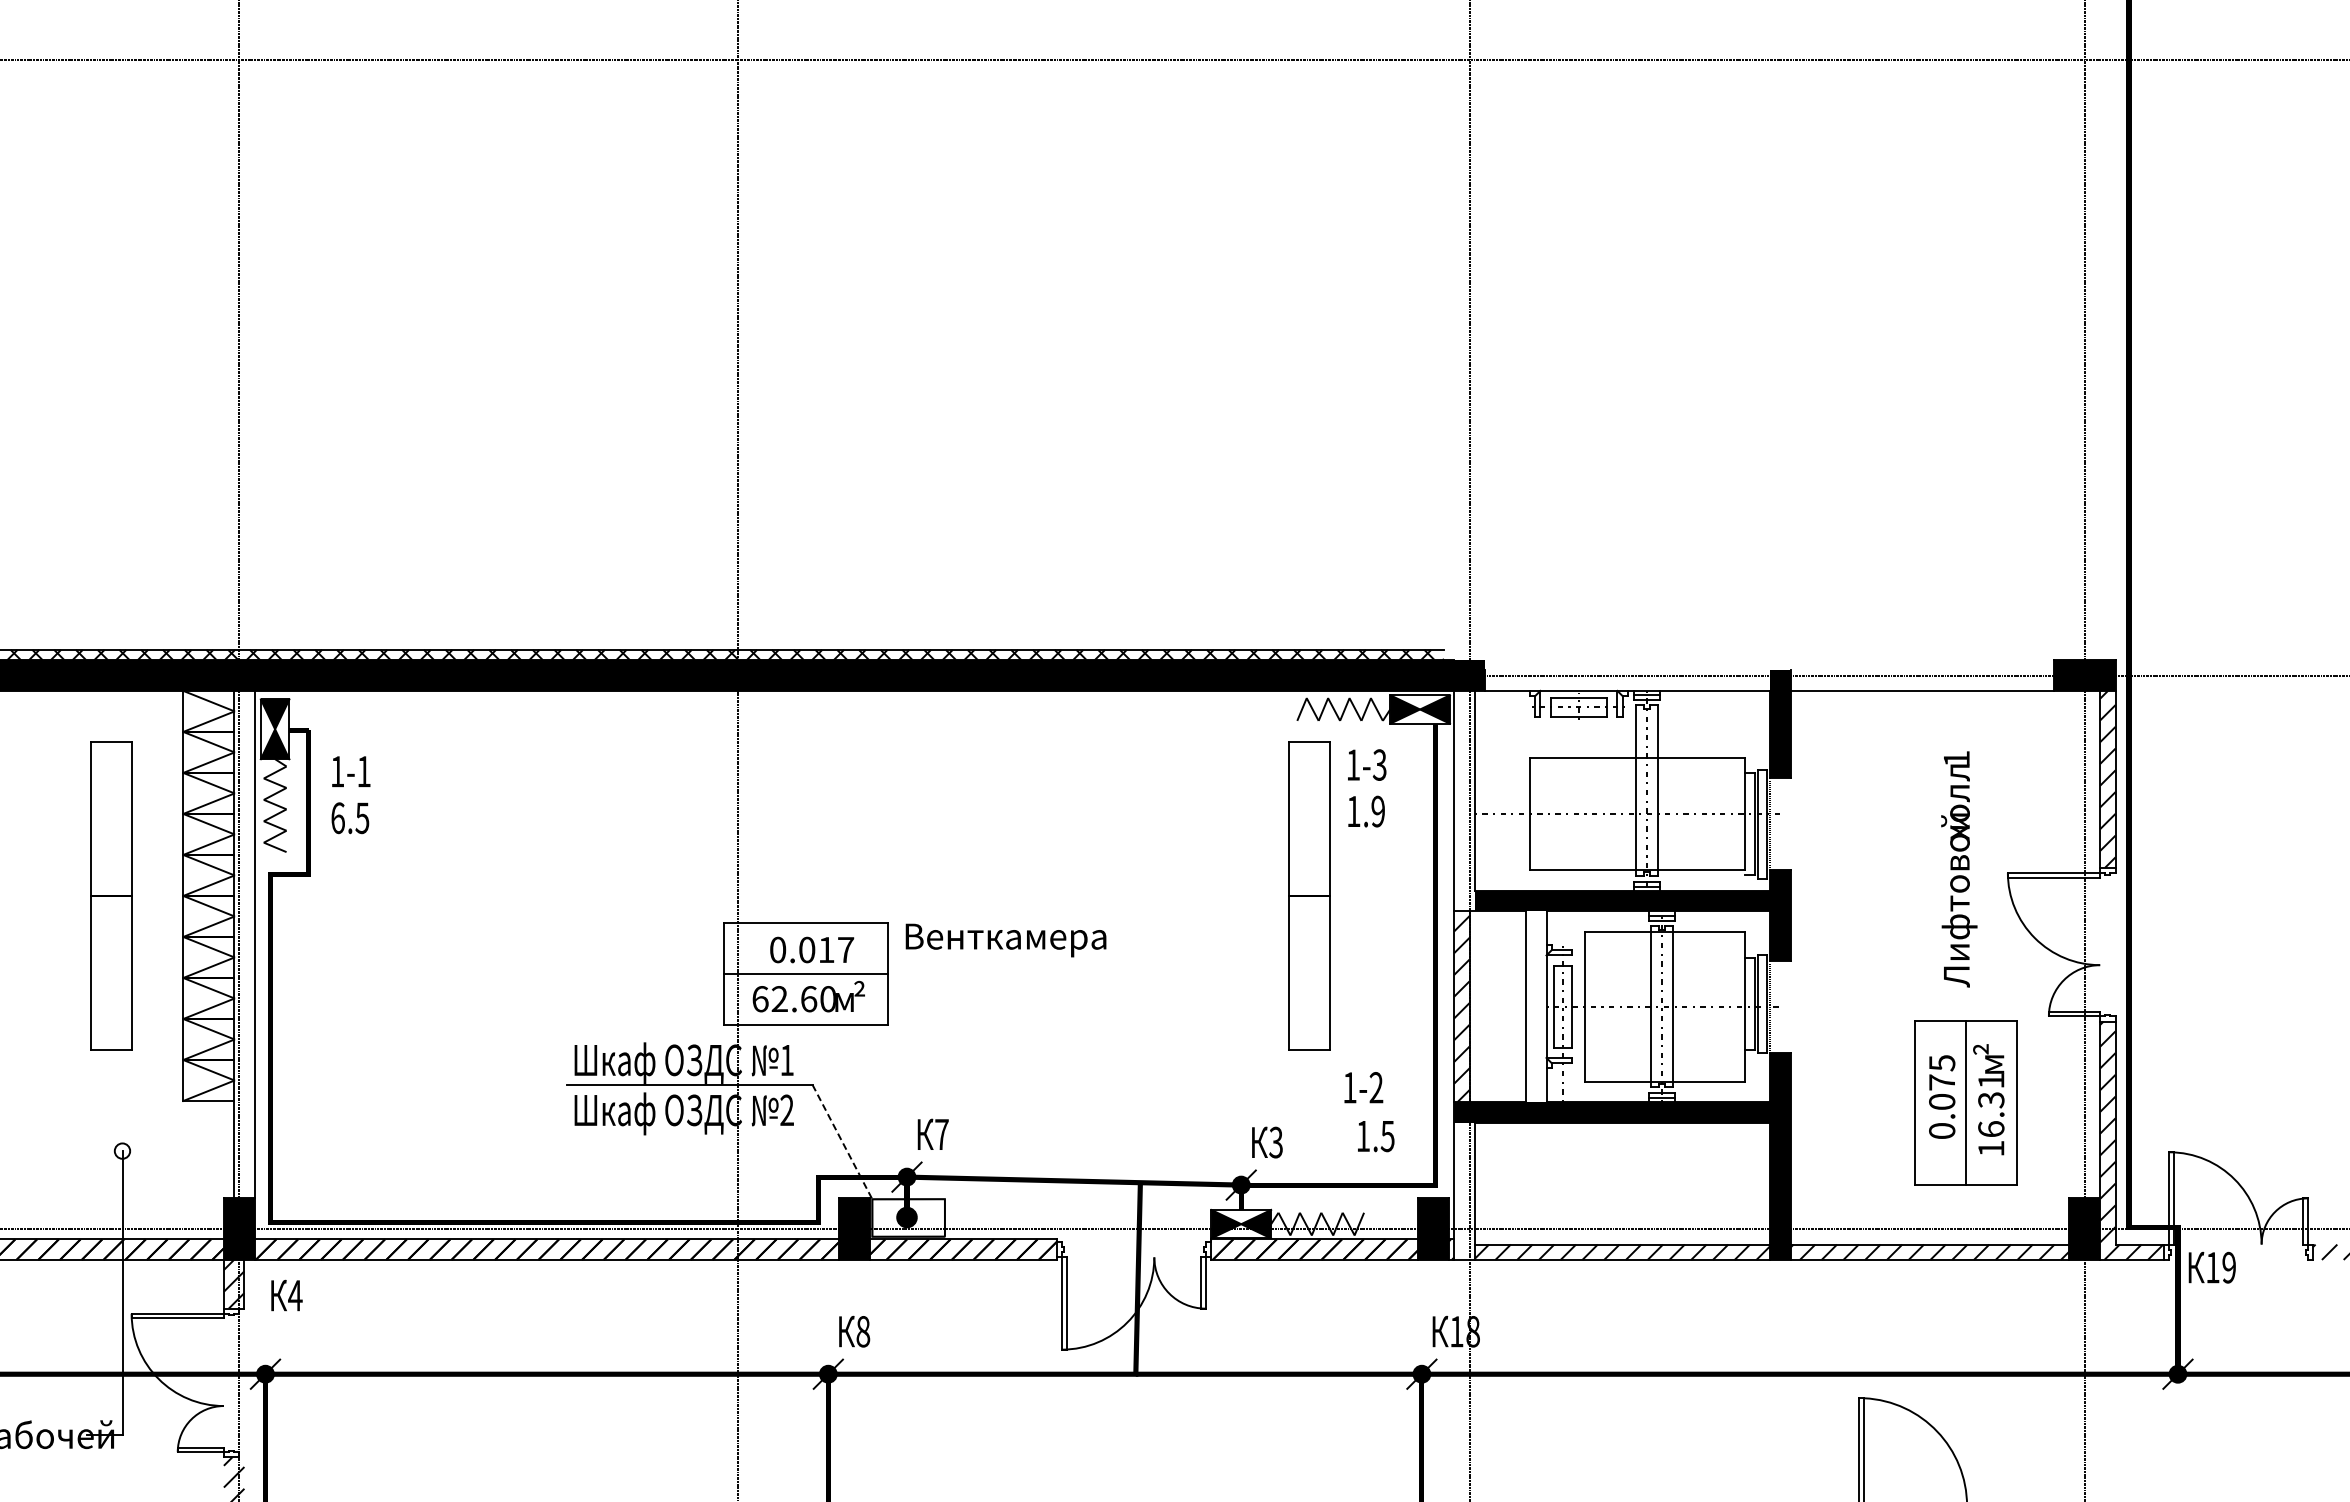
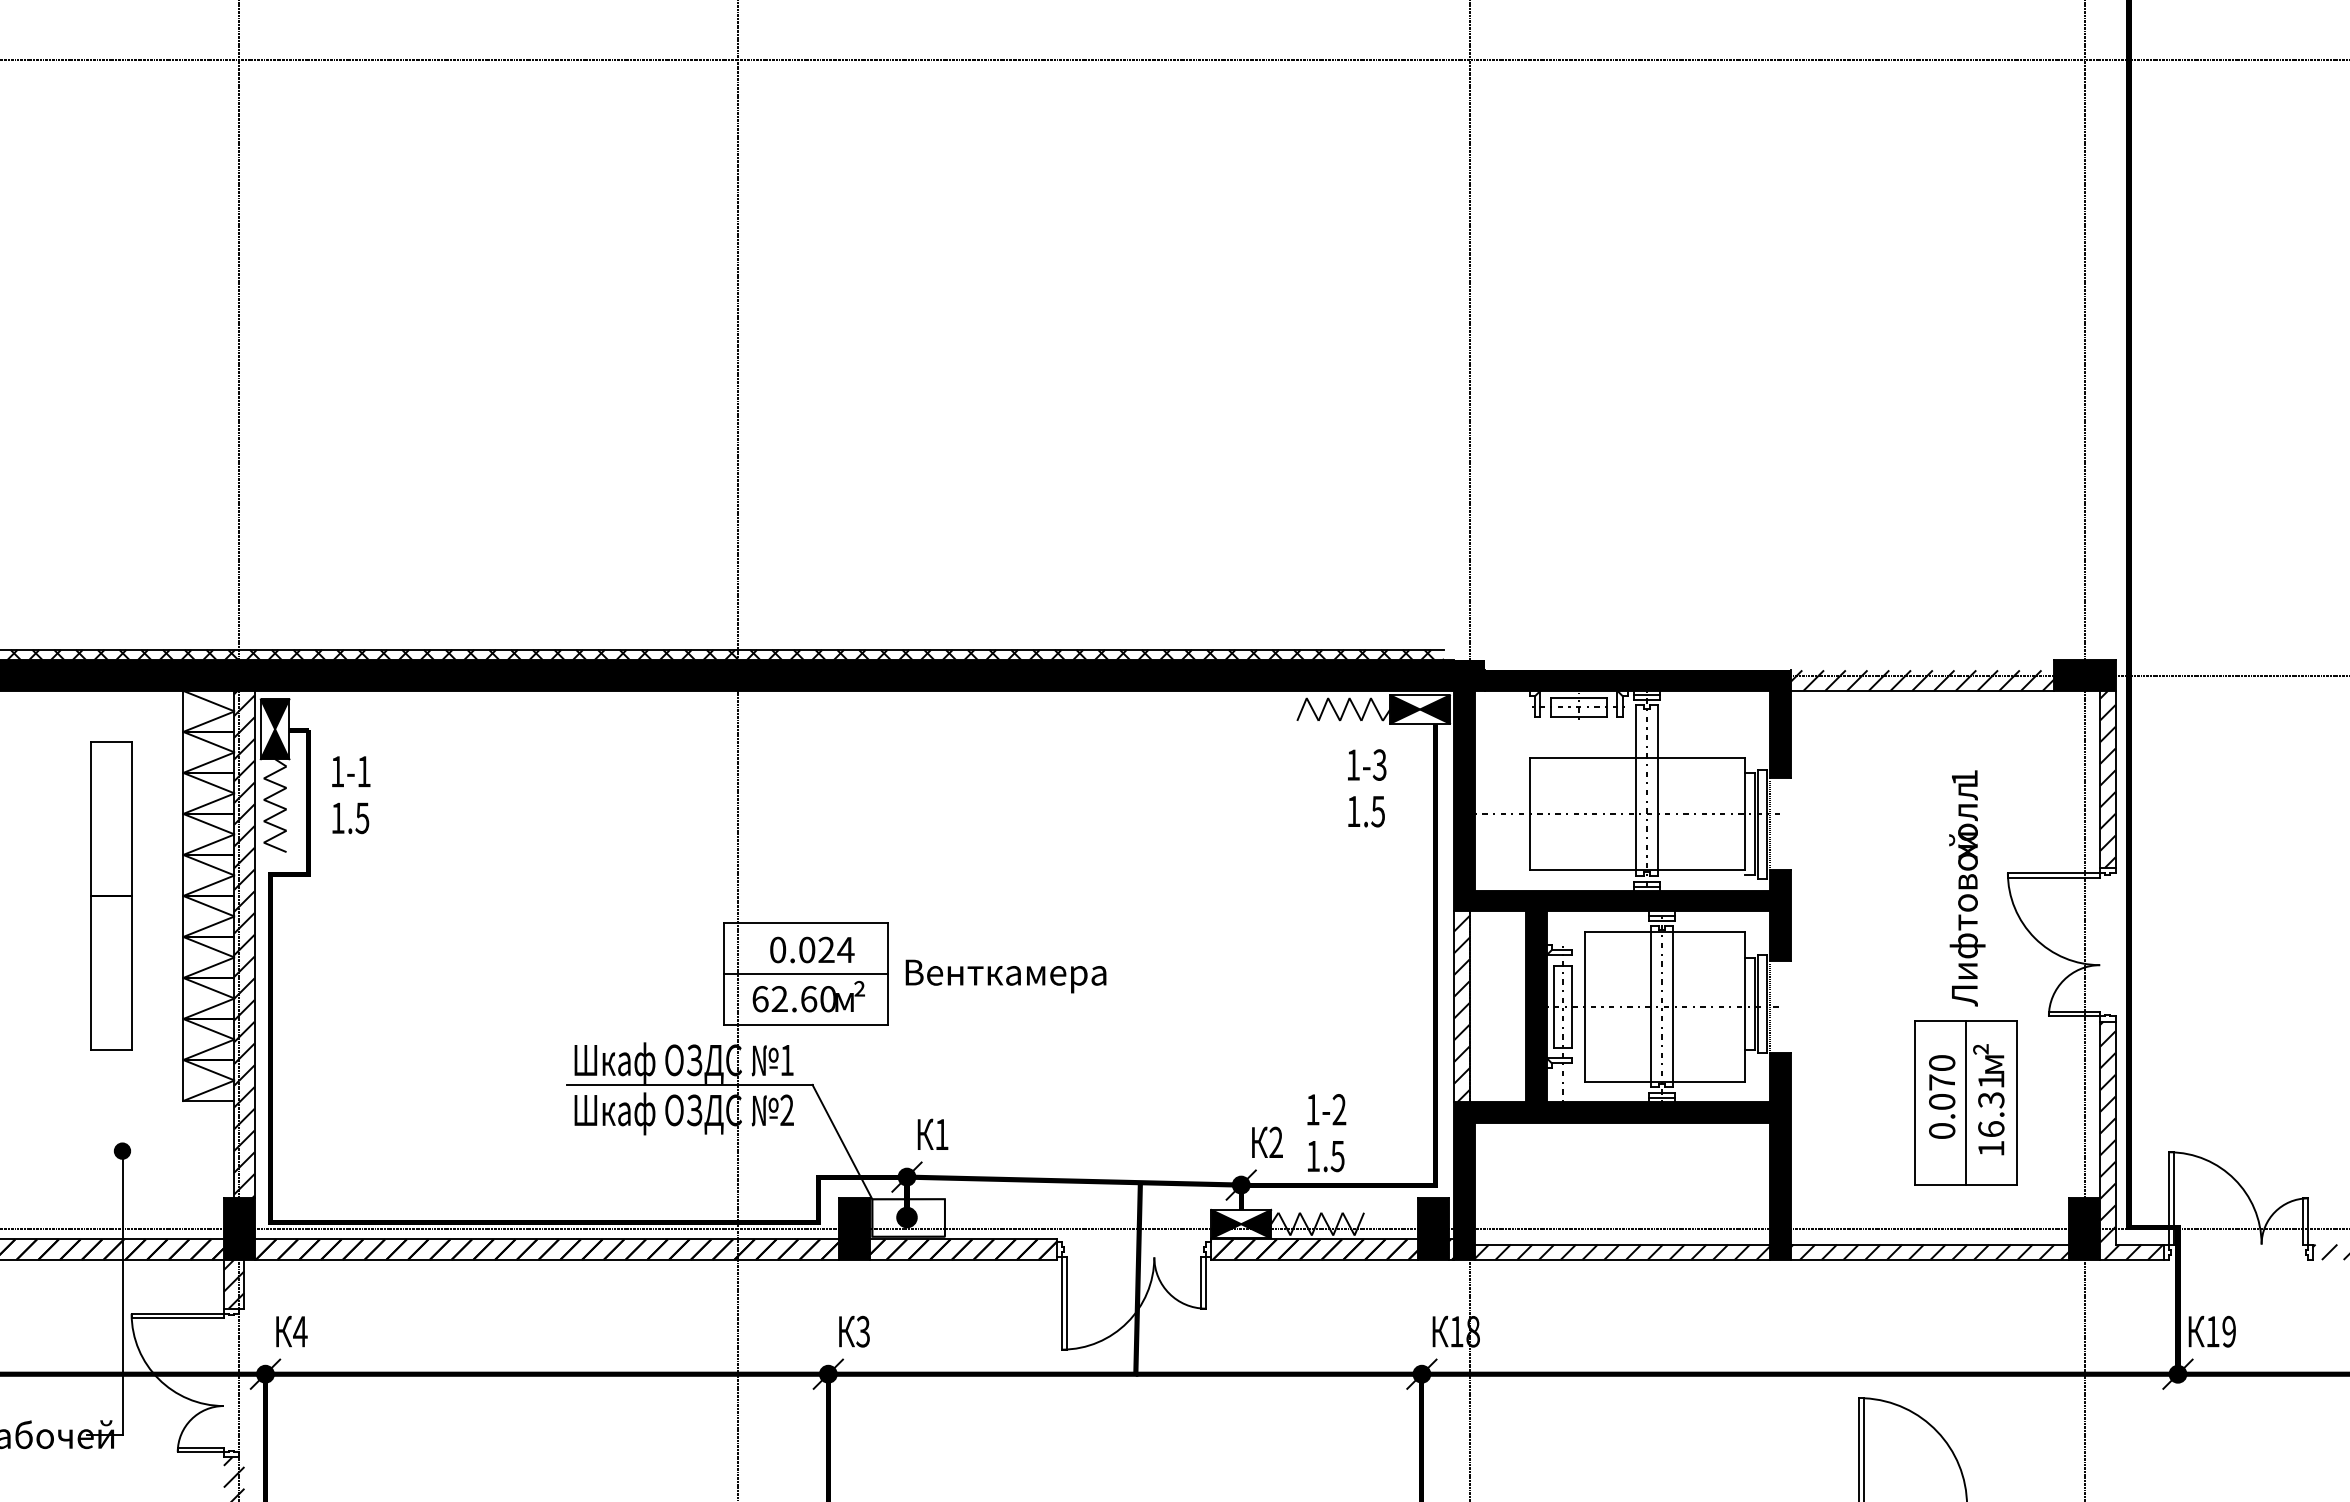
fill: none -> present (1627, 680)
hatch: none -> present (1922, 680)
fill: none -> present (1464, 800)
text: 1.9 -> 1.5 (1377, 811)
text: 6.5 -> 1.5 (337, 818)
text position: (1959, 869) -> (1967, 888) (1967, 888)
part: present -> none (1309, 895)
text position: (1005, 940) -> (1005, 976) (1005, 976)
hatch: none -> present (244, 944)
text: 0.017 -> 0.024 (836, 949)
fill: none -> present (1536, 1006)
text: 0.075 -> 0.070 (1942, 1063)
text position: (1363, 1087) -> (1326, 1109) (1326, 1109)
text: 7 -> 1 (941, 1134)
text position: (1376, 1136) -> (1326, 1156) (1326, 1156)
line: dashed -> solid (842, 1142)
text: 3 -> 2 (1275, 1142)
fill: none -> present (122, 1150)
fill: none -> present (1464, 1190)
text position: (2211, 1267) -> (2211, 1331) (2211, 1331)
text position: (286, 1295) -> (291, 1331) (291, 1331)
text: 8 -> 3 (863, 1331)
